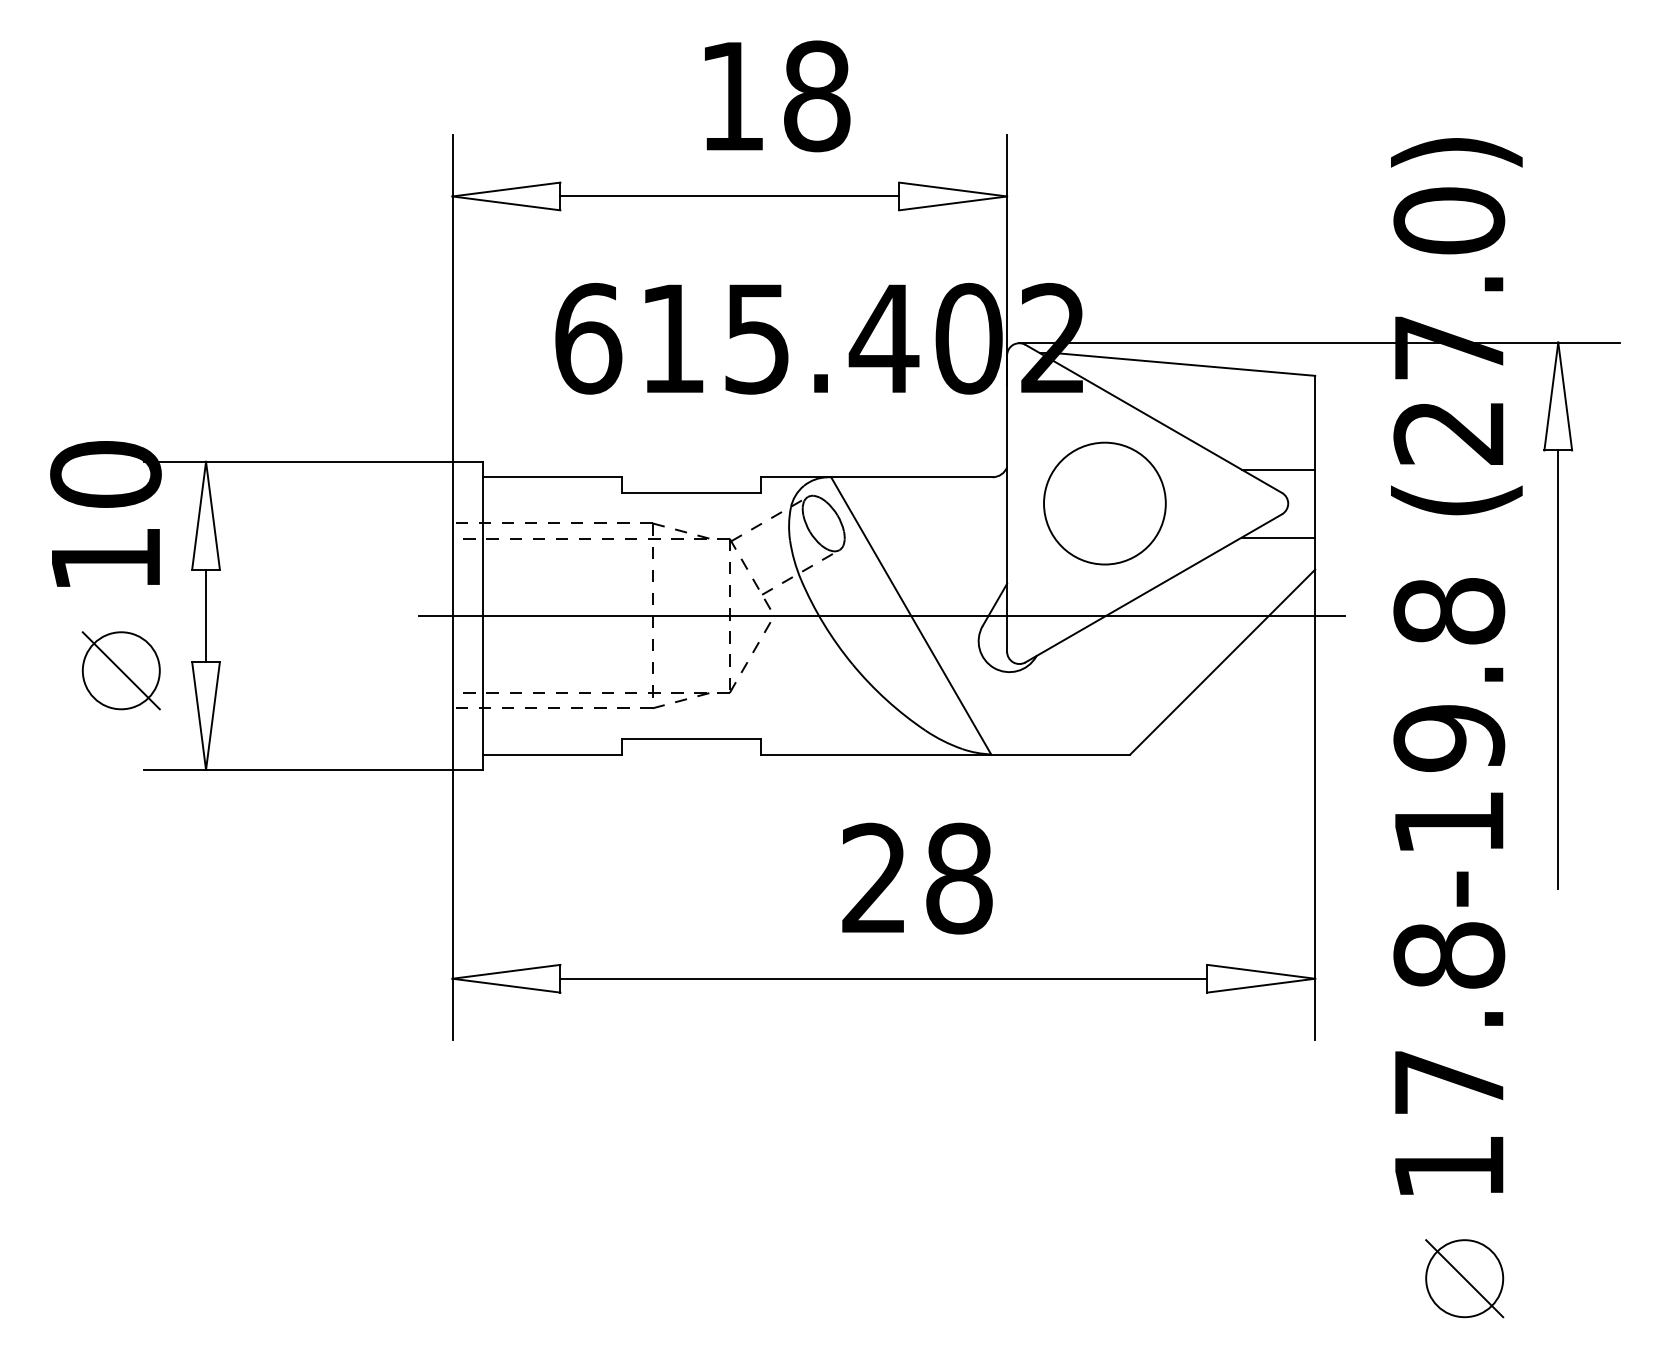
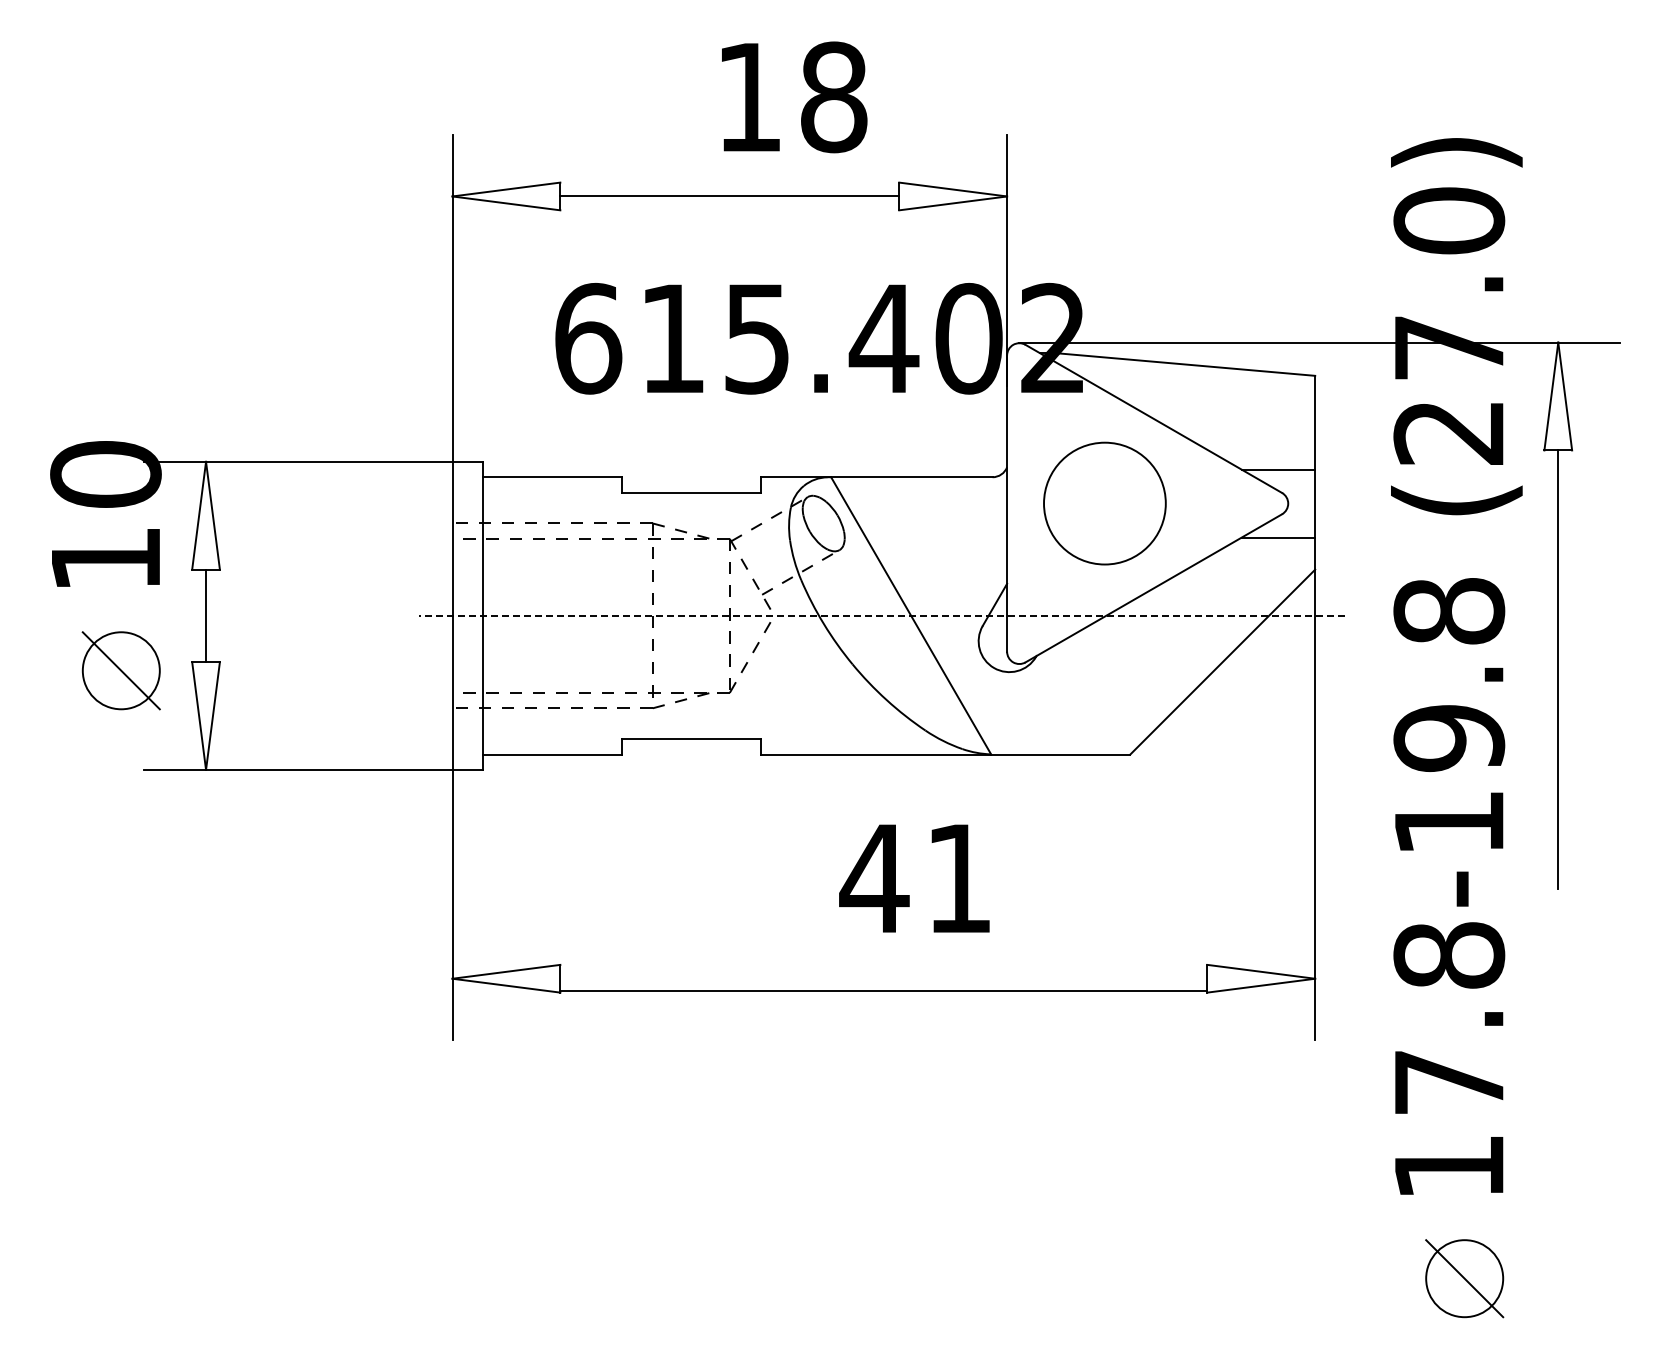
text position: (777, 96) -> (794, 97) (794, 97)
line: solid -> dashed (882, 615)
text: 28 -> 41 (915, 878)
line position: (883, 978) -> (883, 990) (883, 990)
